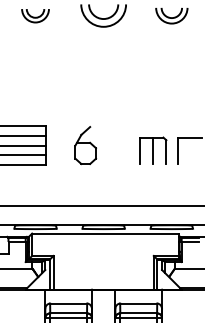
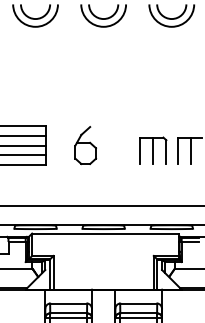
part size: 29x15 px -> 47x24 px (35, 15)
part size: 34x17 px -> 48x24 px (171, 15)
line: none -> present (190, 150)
